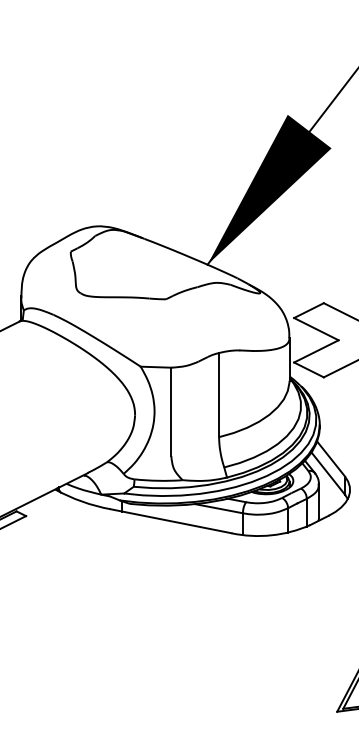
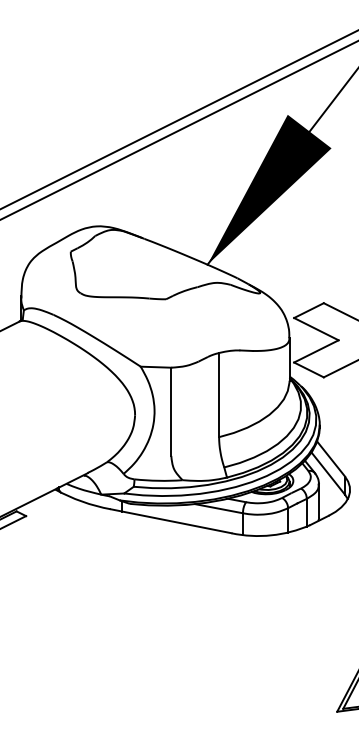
line: none -> present (178, 119)
line: none -> present (178, 130)
